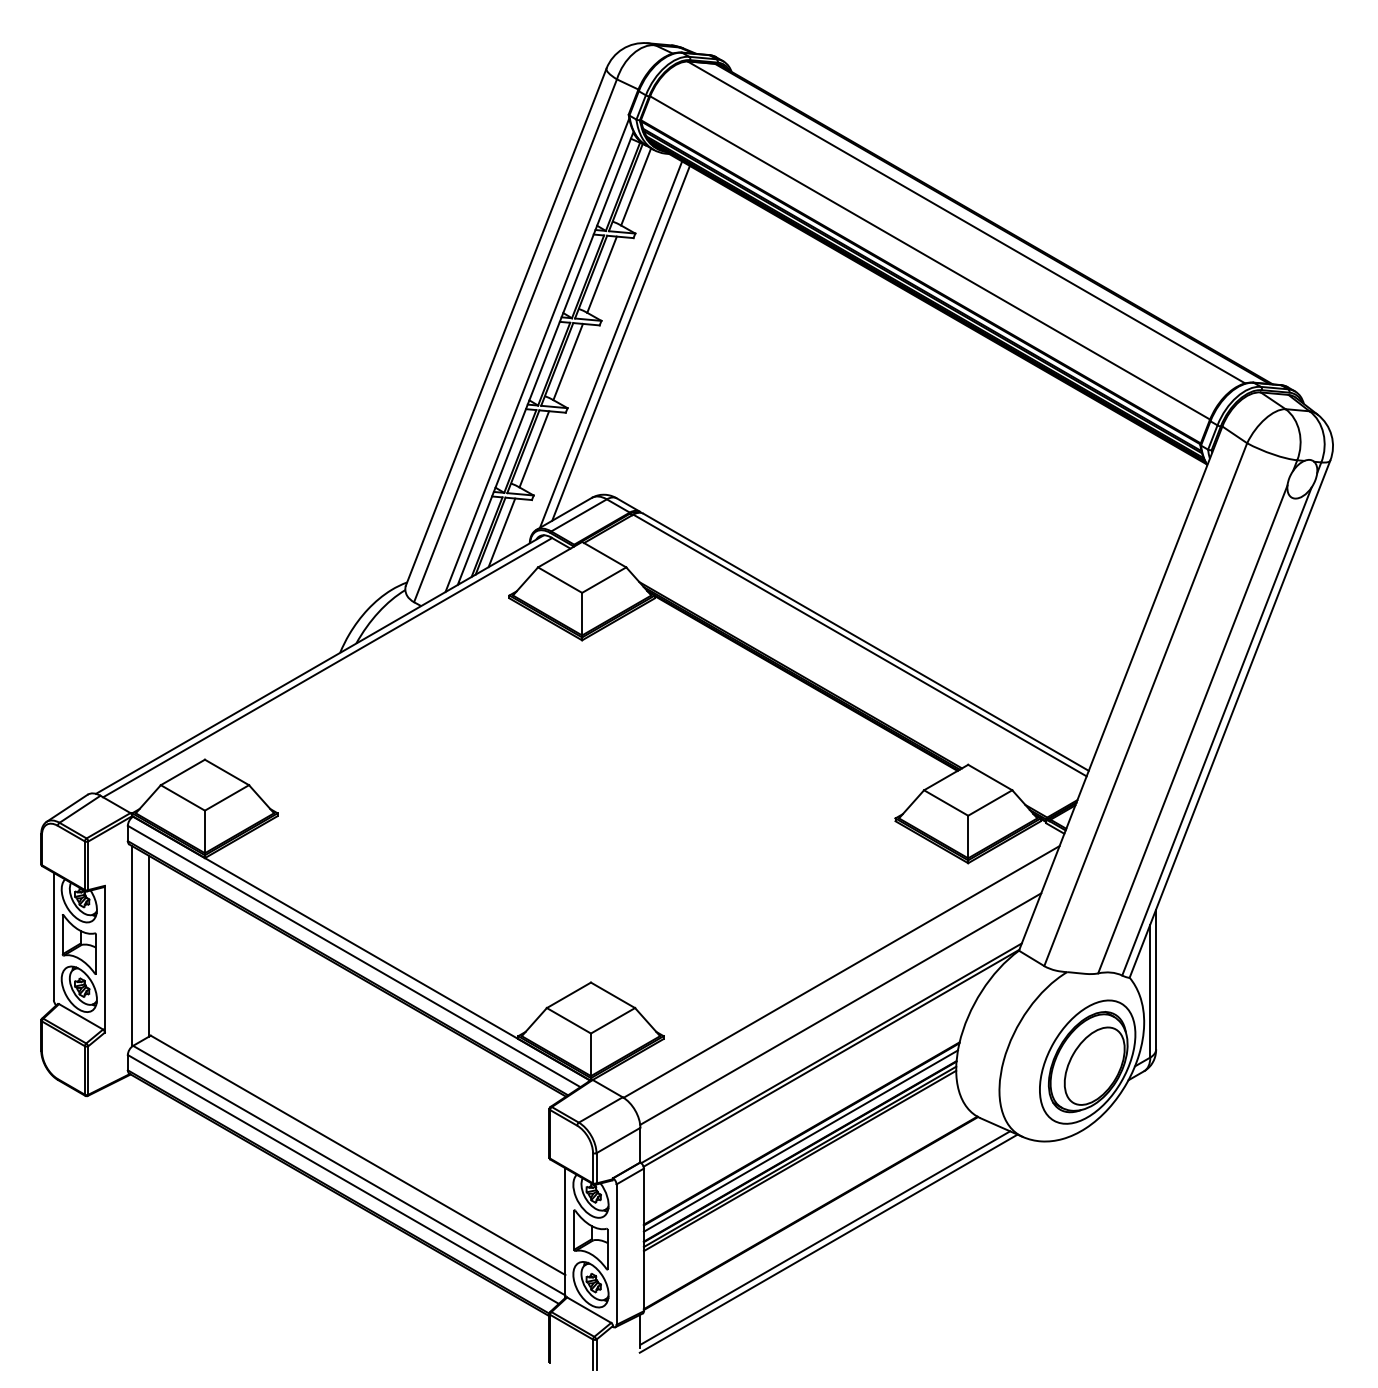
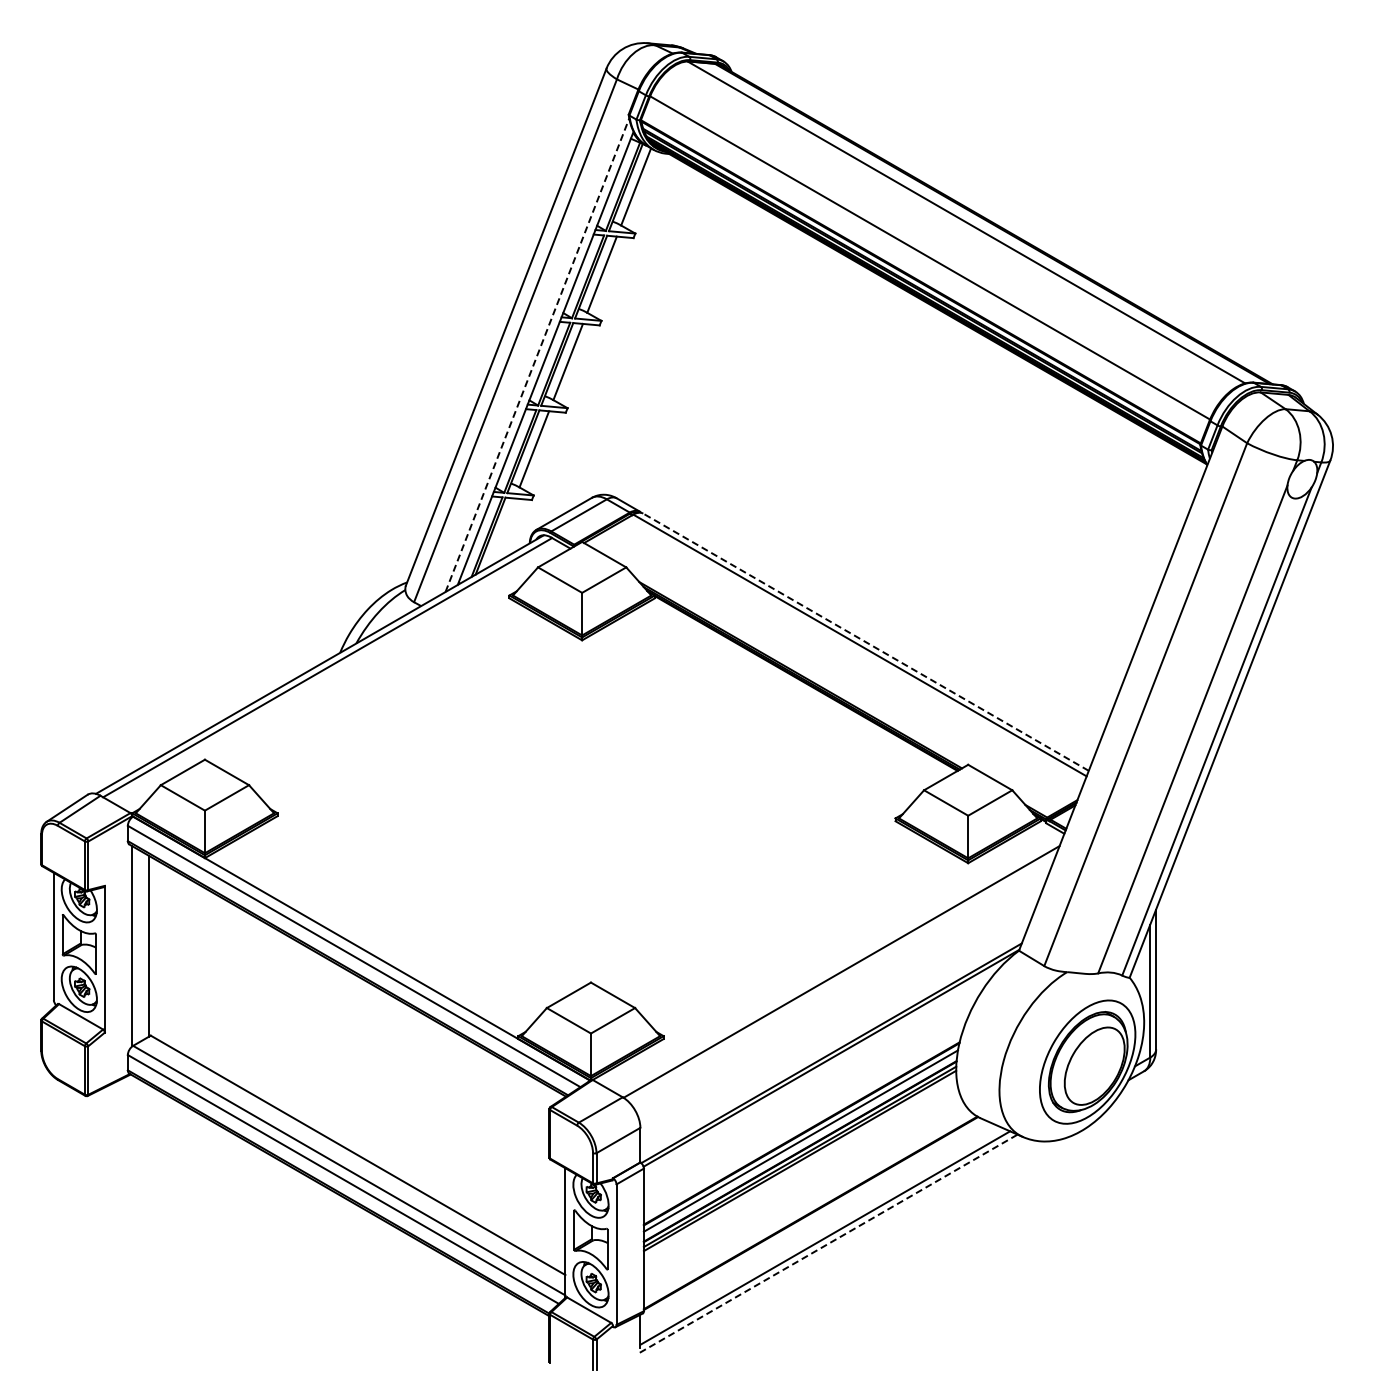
line: present -> none (620, 342)
line: present -> none (611, 344)
line: solid -> dashed (537, 355)
line: present -> none (501, 532)
line: solid -> dashed (865, 642)
line: present -> none (840, 1008)
line: solid -> dashed (829, 1243)
